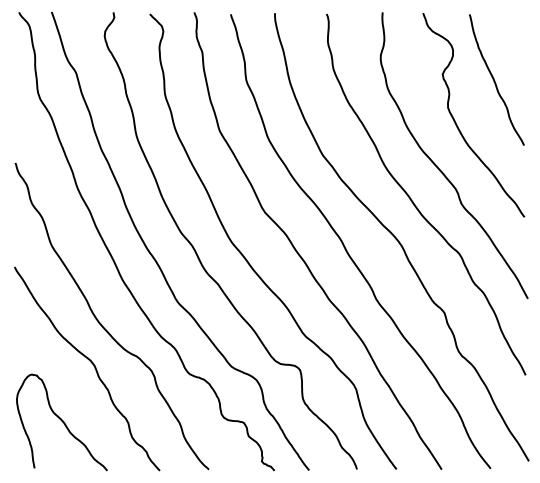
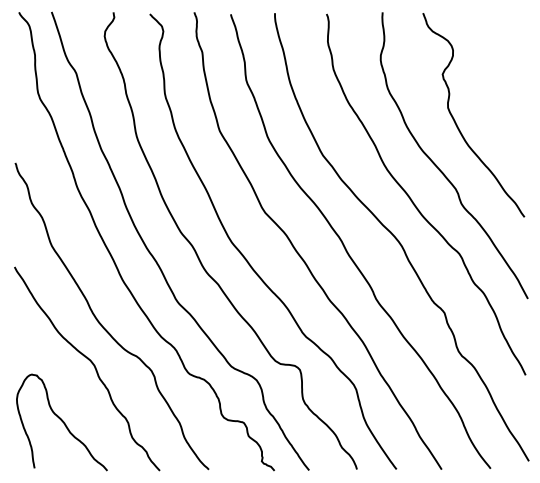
curve: present -> none (495, 80)
